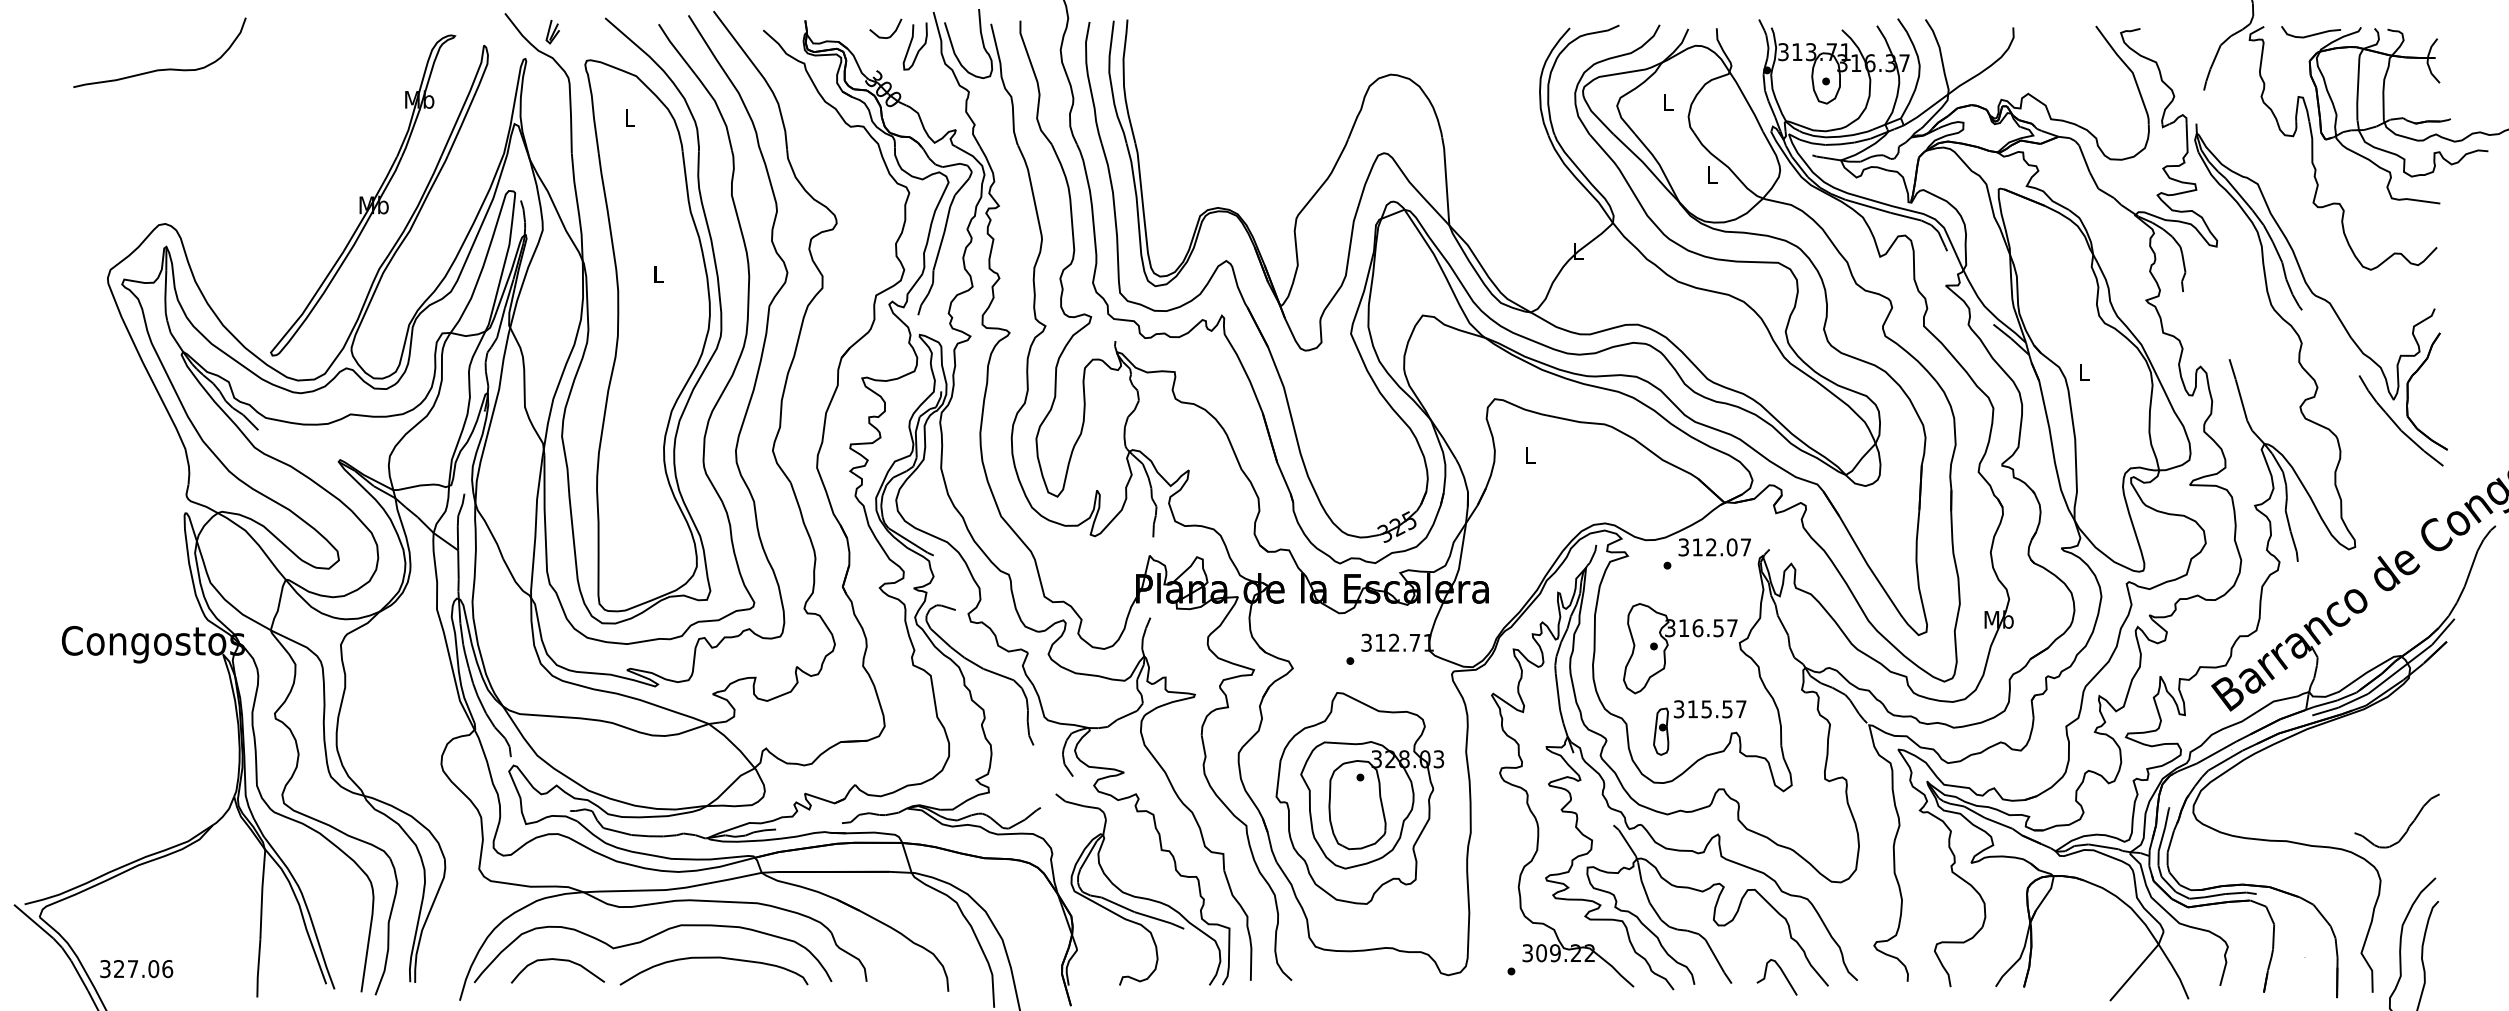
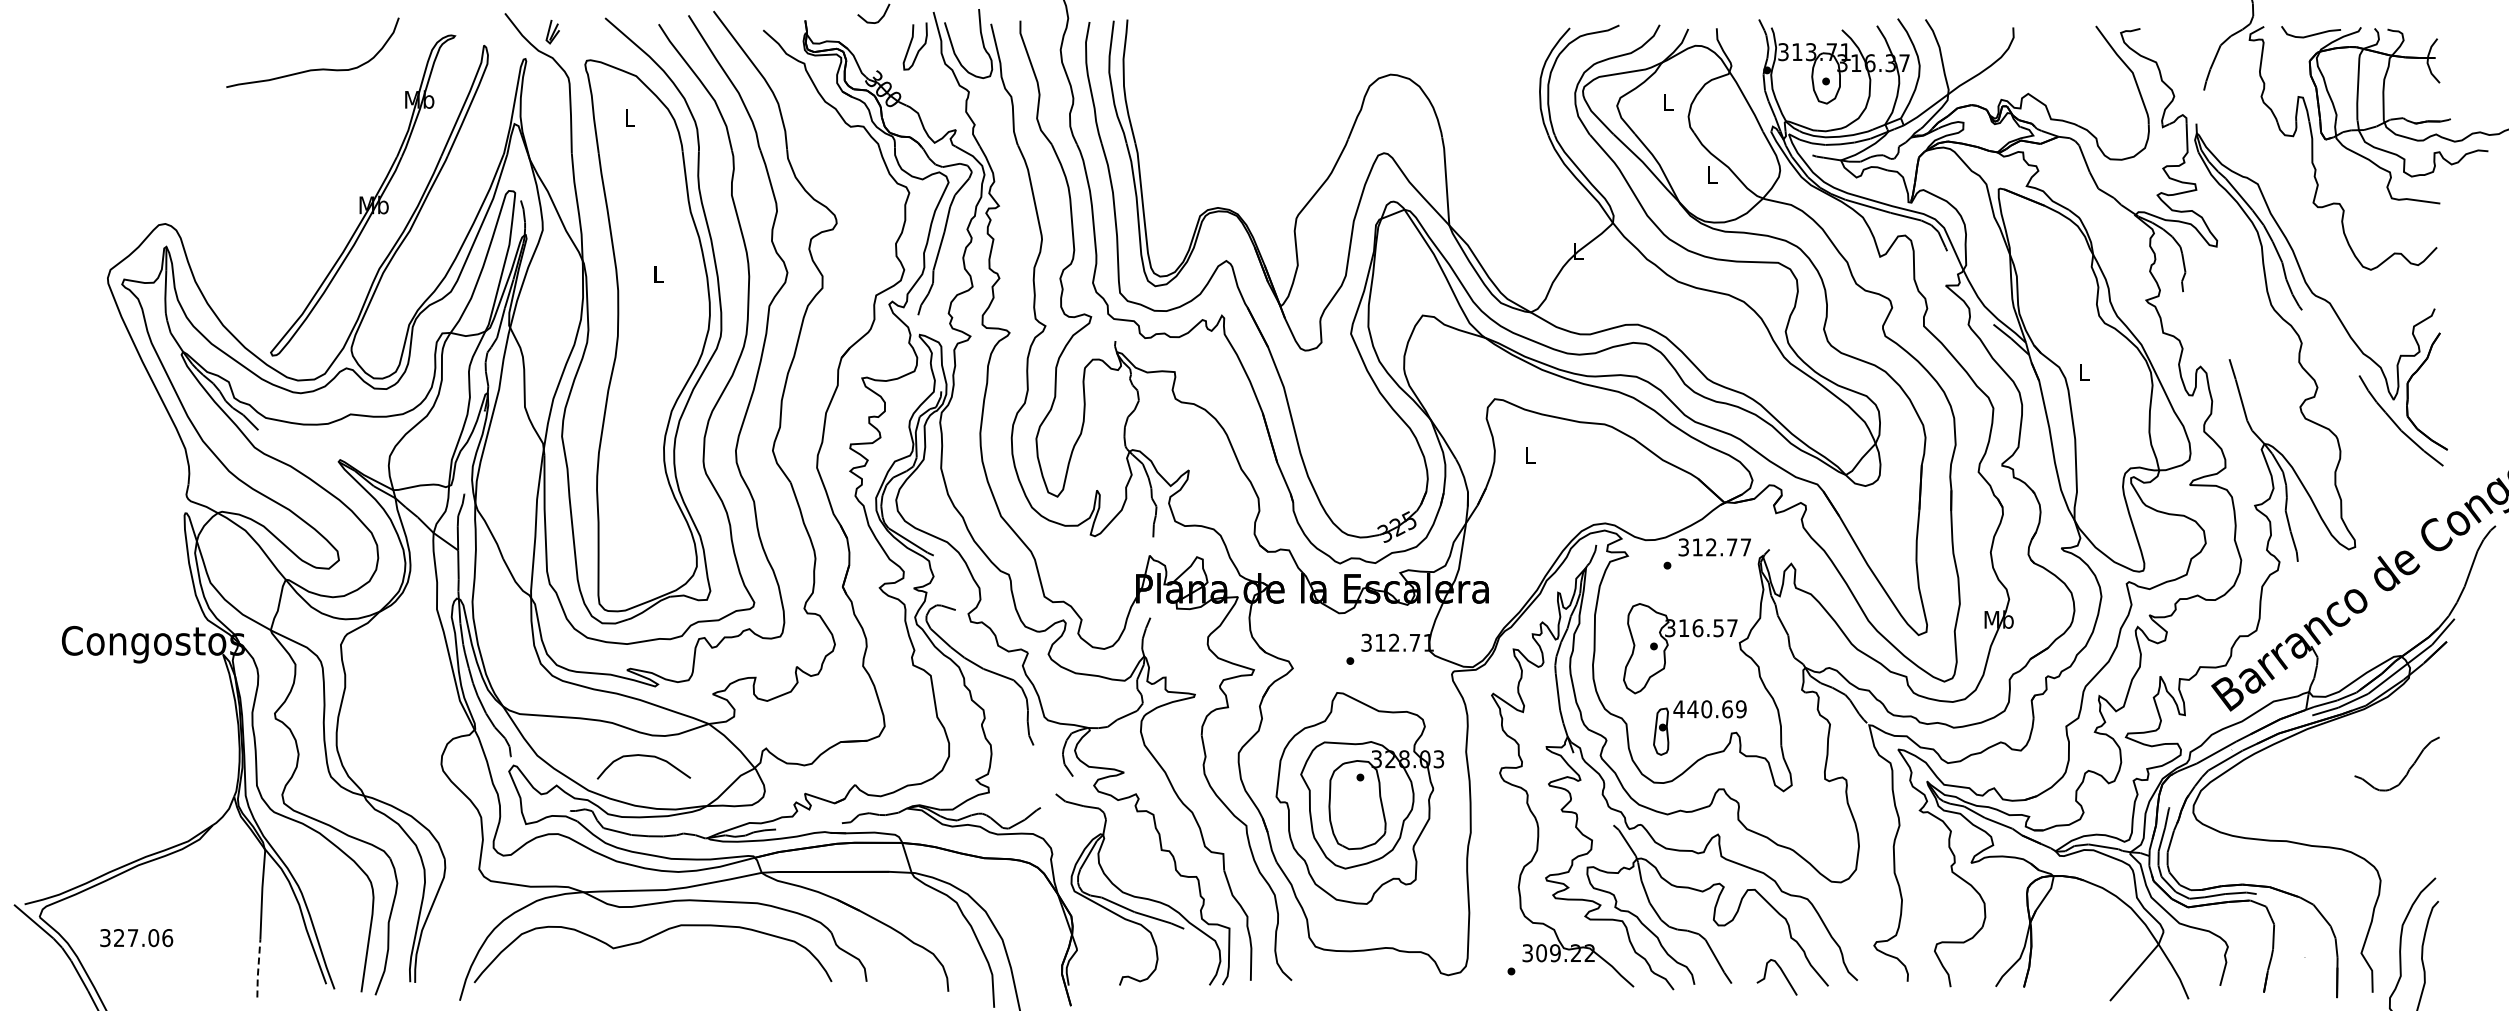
curve position: (891, 34) -> (879, 19) (879, 19)
curve position: (159, 69) -> (312, 69) (312, 69)
text: 312.07 -> 312.77 (1731, 547)
text: 315.57 -> 440.69 (1709, 709)
curve position: (2407, 827) -> (2407, 770) (2407, 770)
curve: present -> none (713, 958)
curve position: (557, 960) -> (643, 756) (643, 756)
text position: (136, 969) -> (136, 938) (136, 938)
line: solid -> dashed (258, 969)
